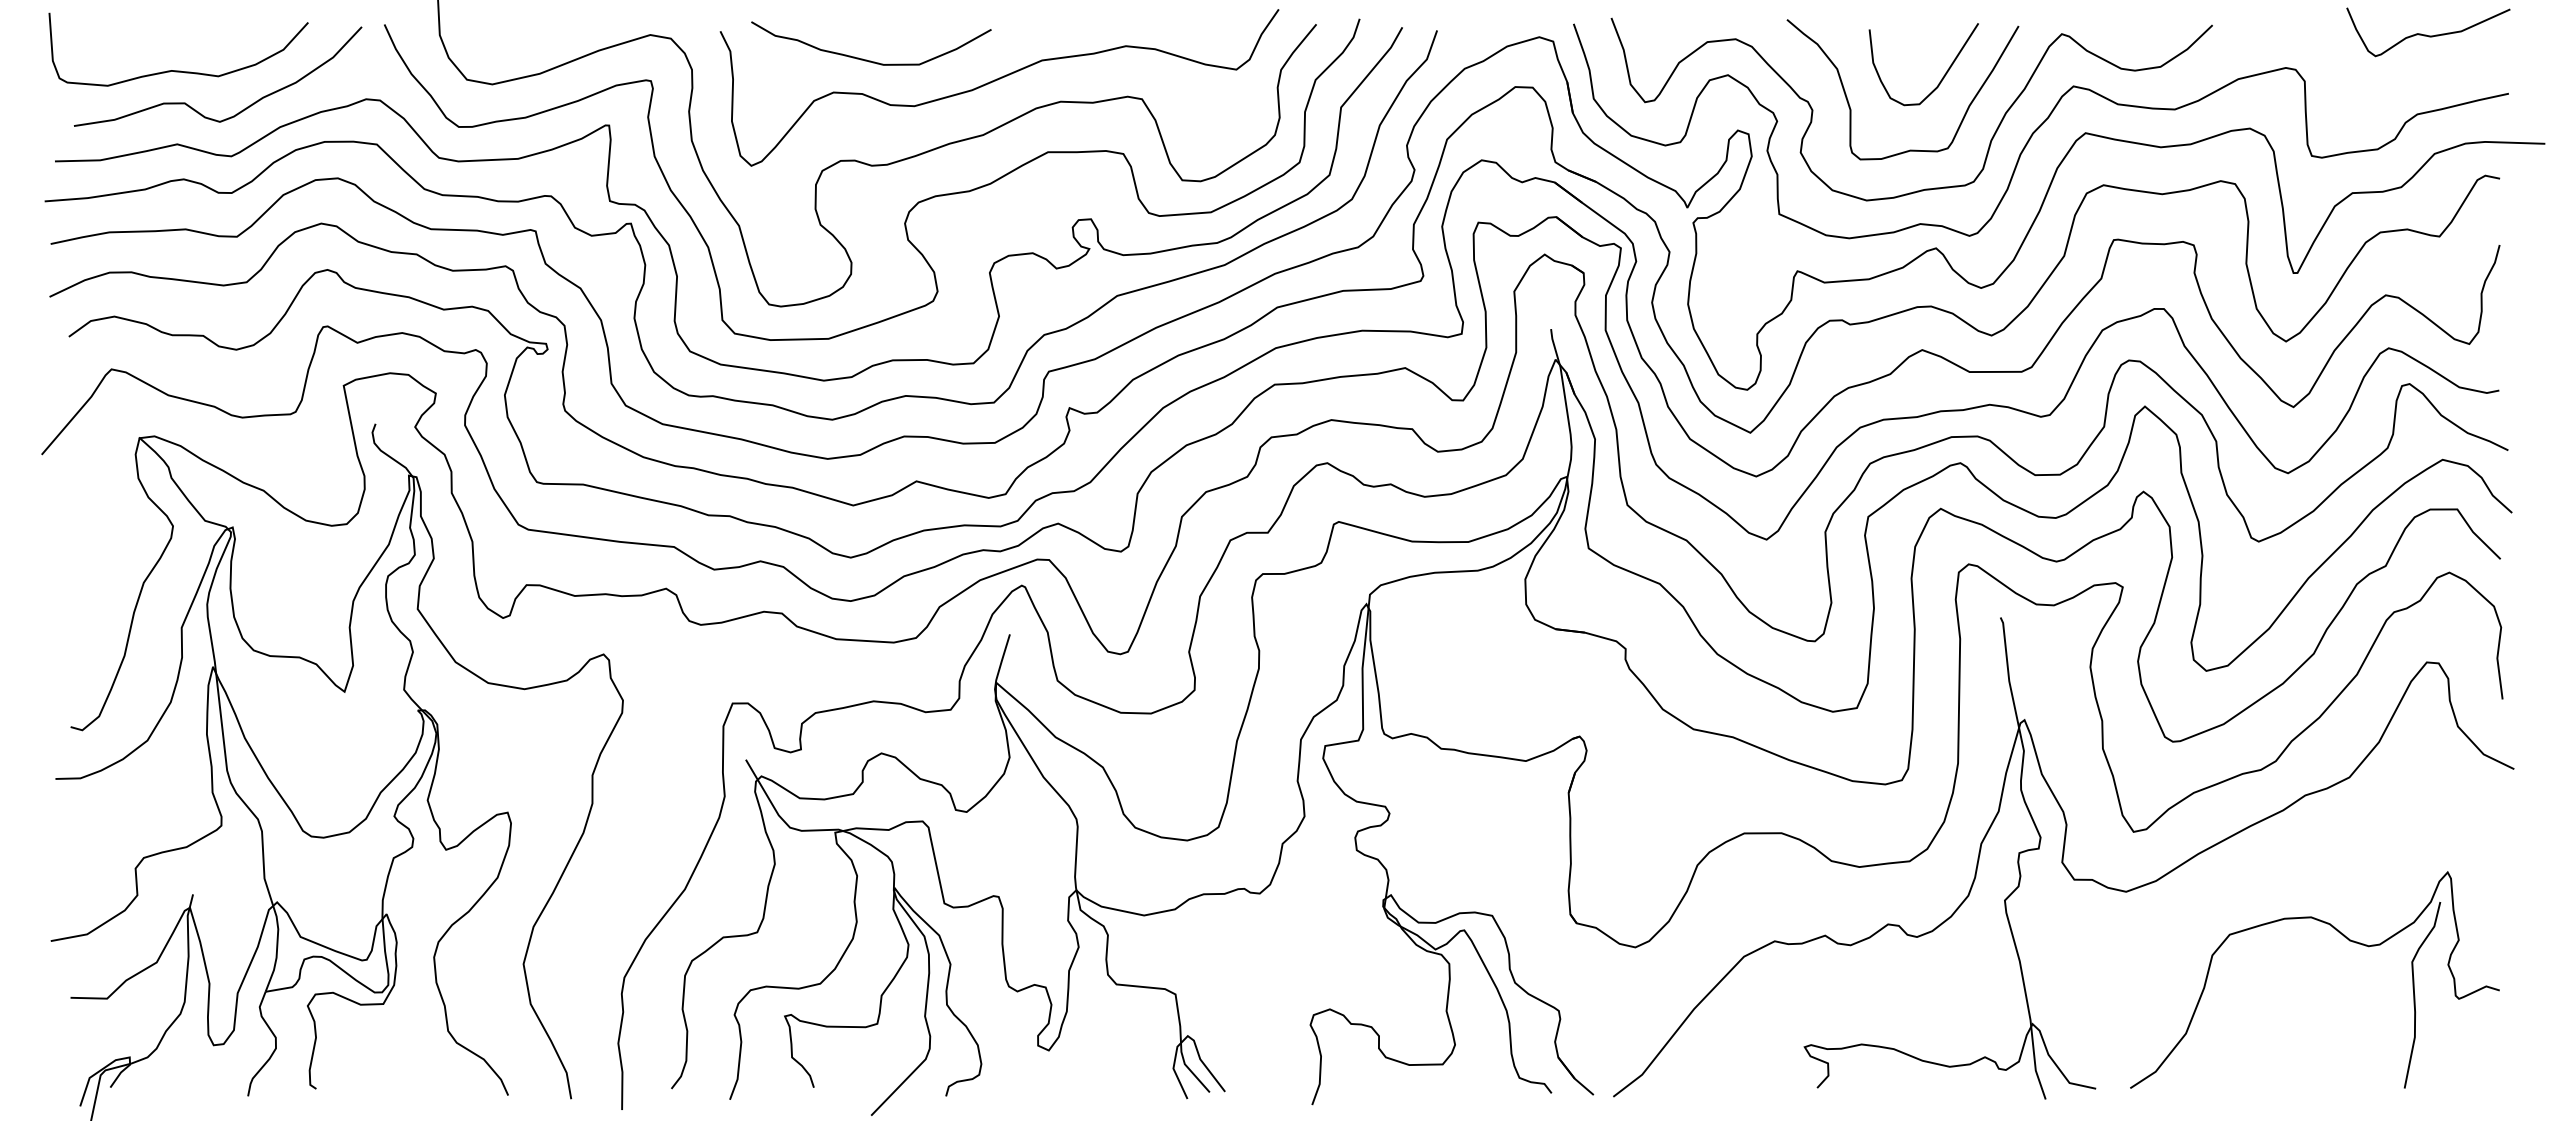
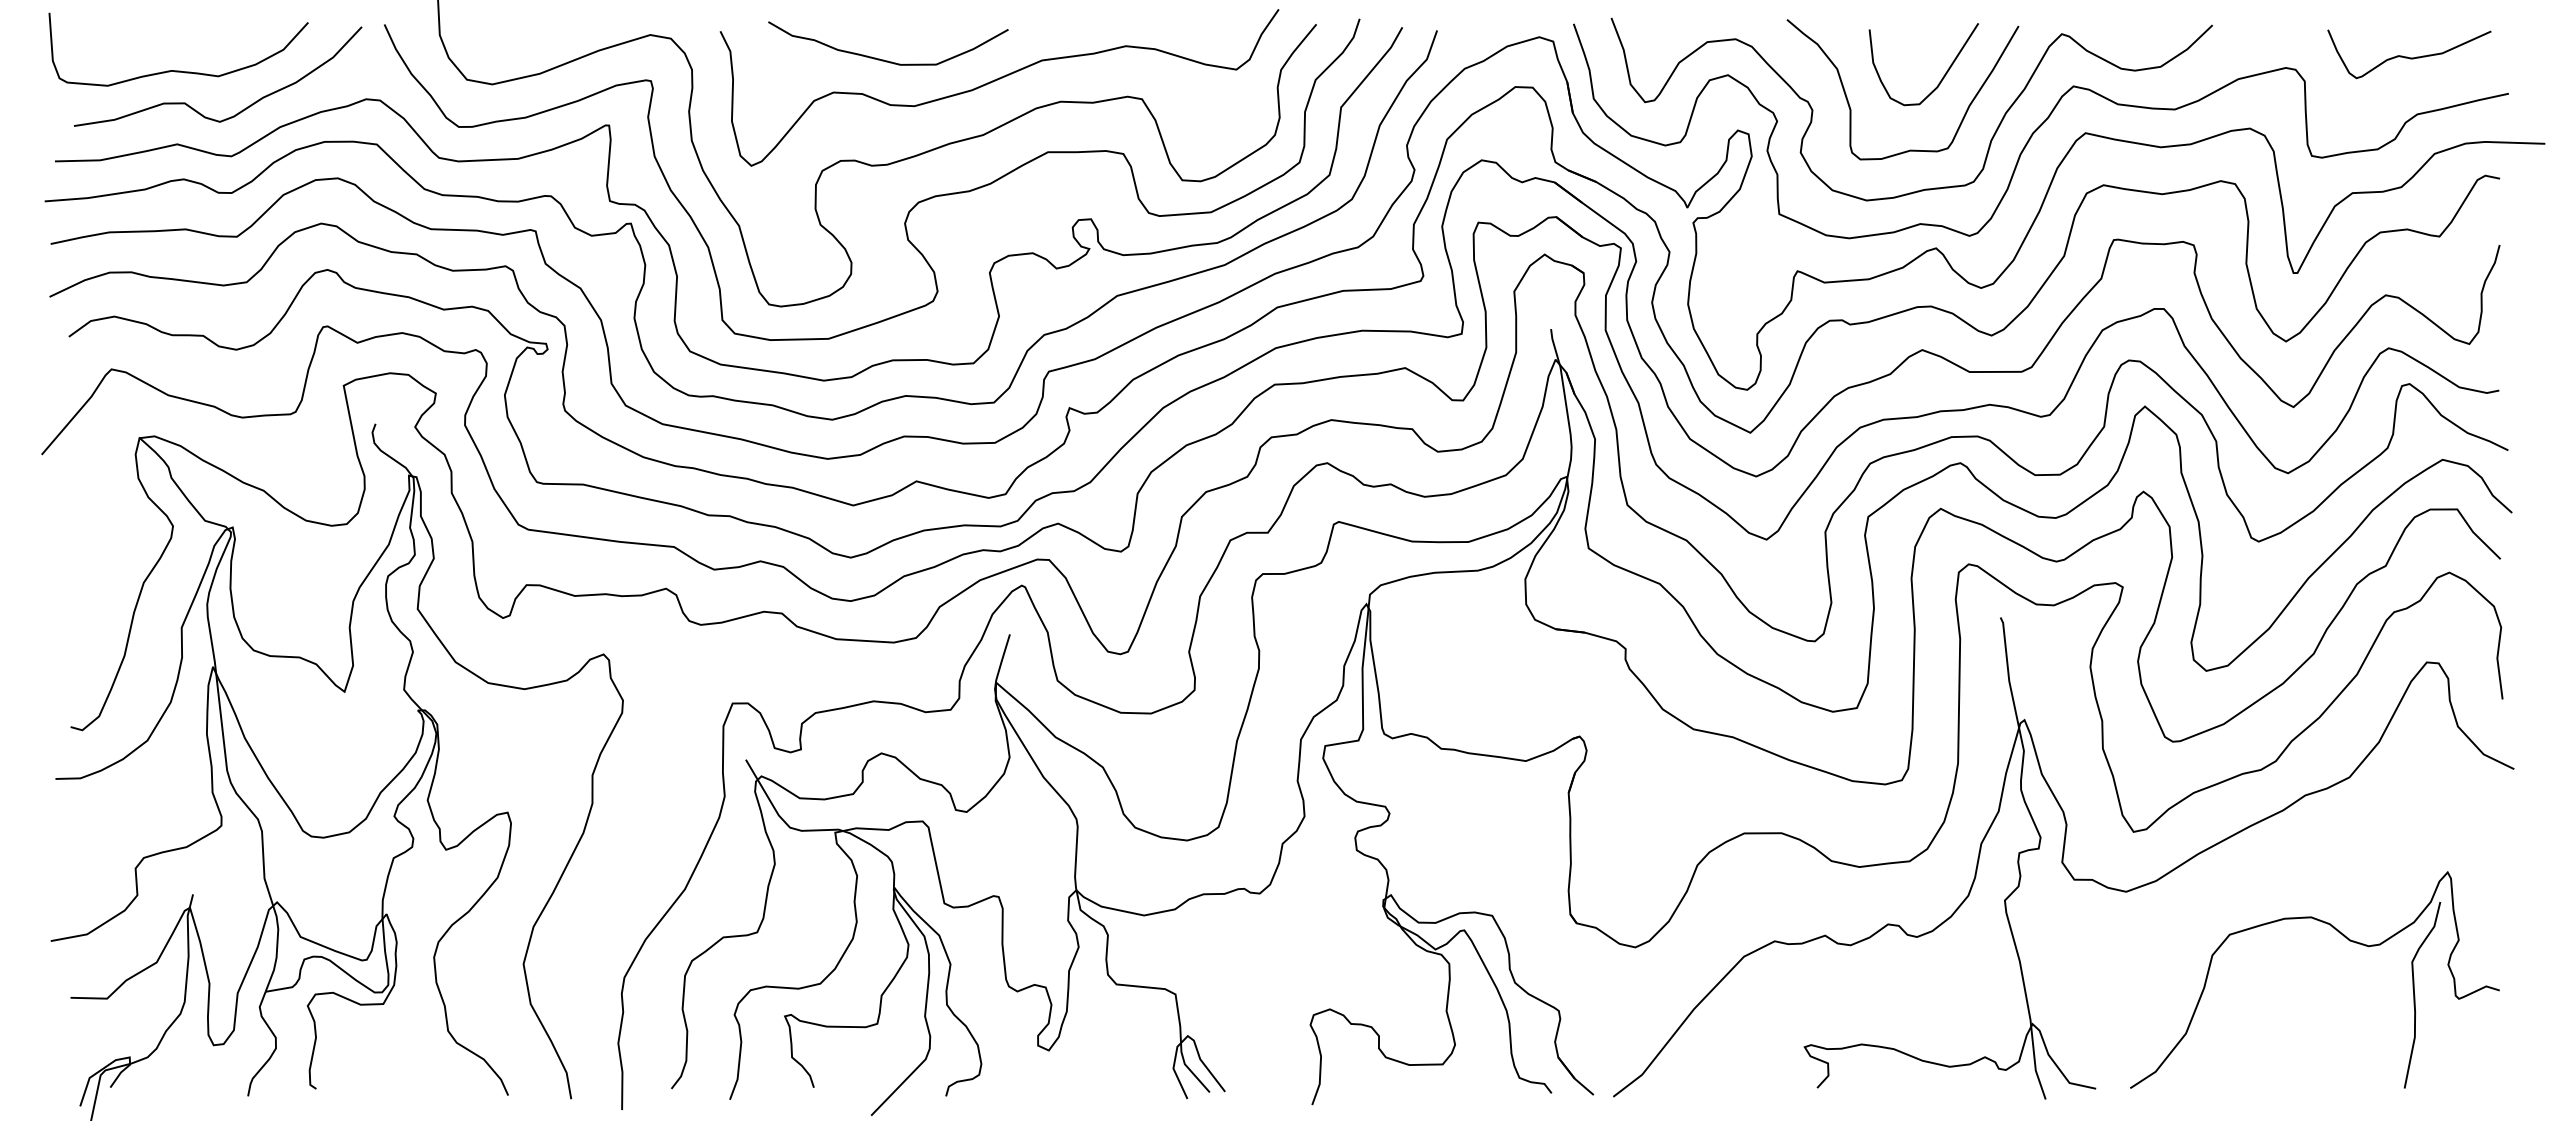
curve position: (2426, 34) -> (2407, 56) (2407, 56)
curve position: (866, 59) -> (883, 59) (883, 59)
